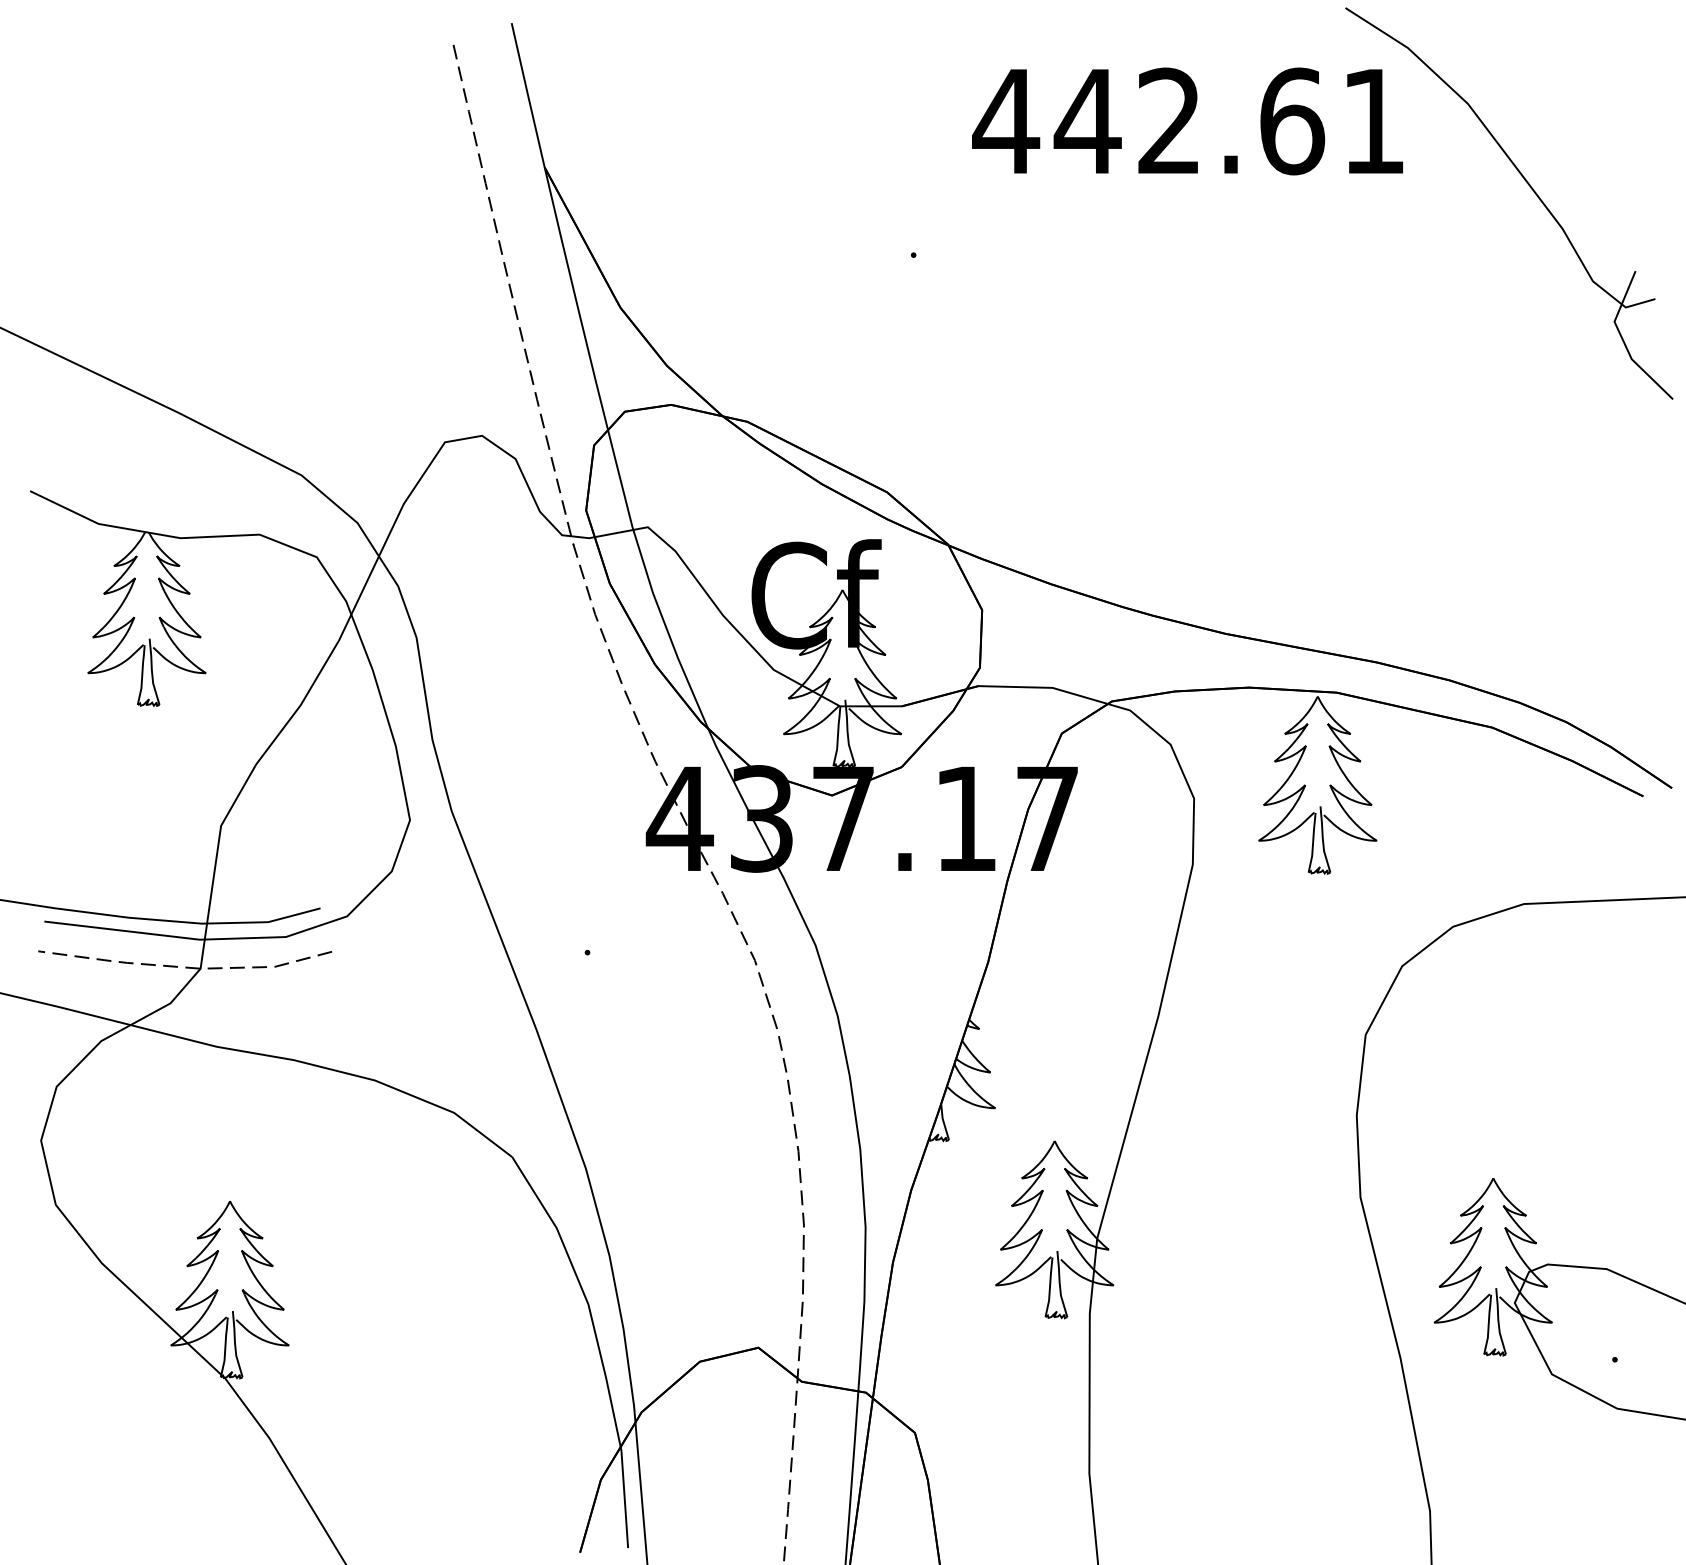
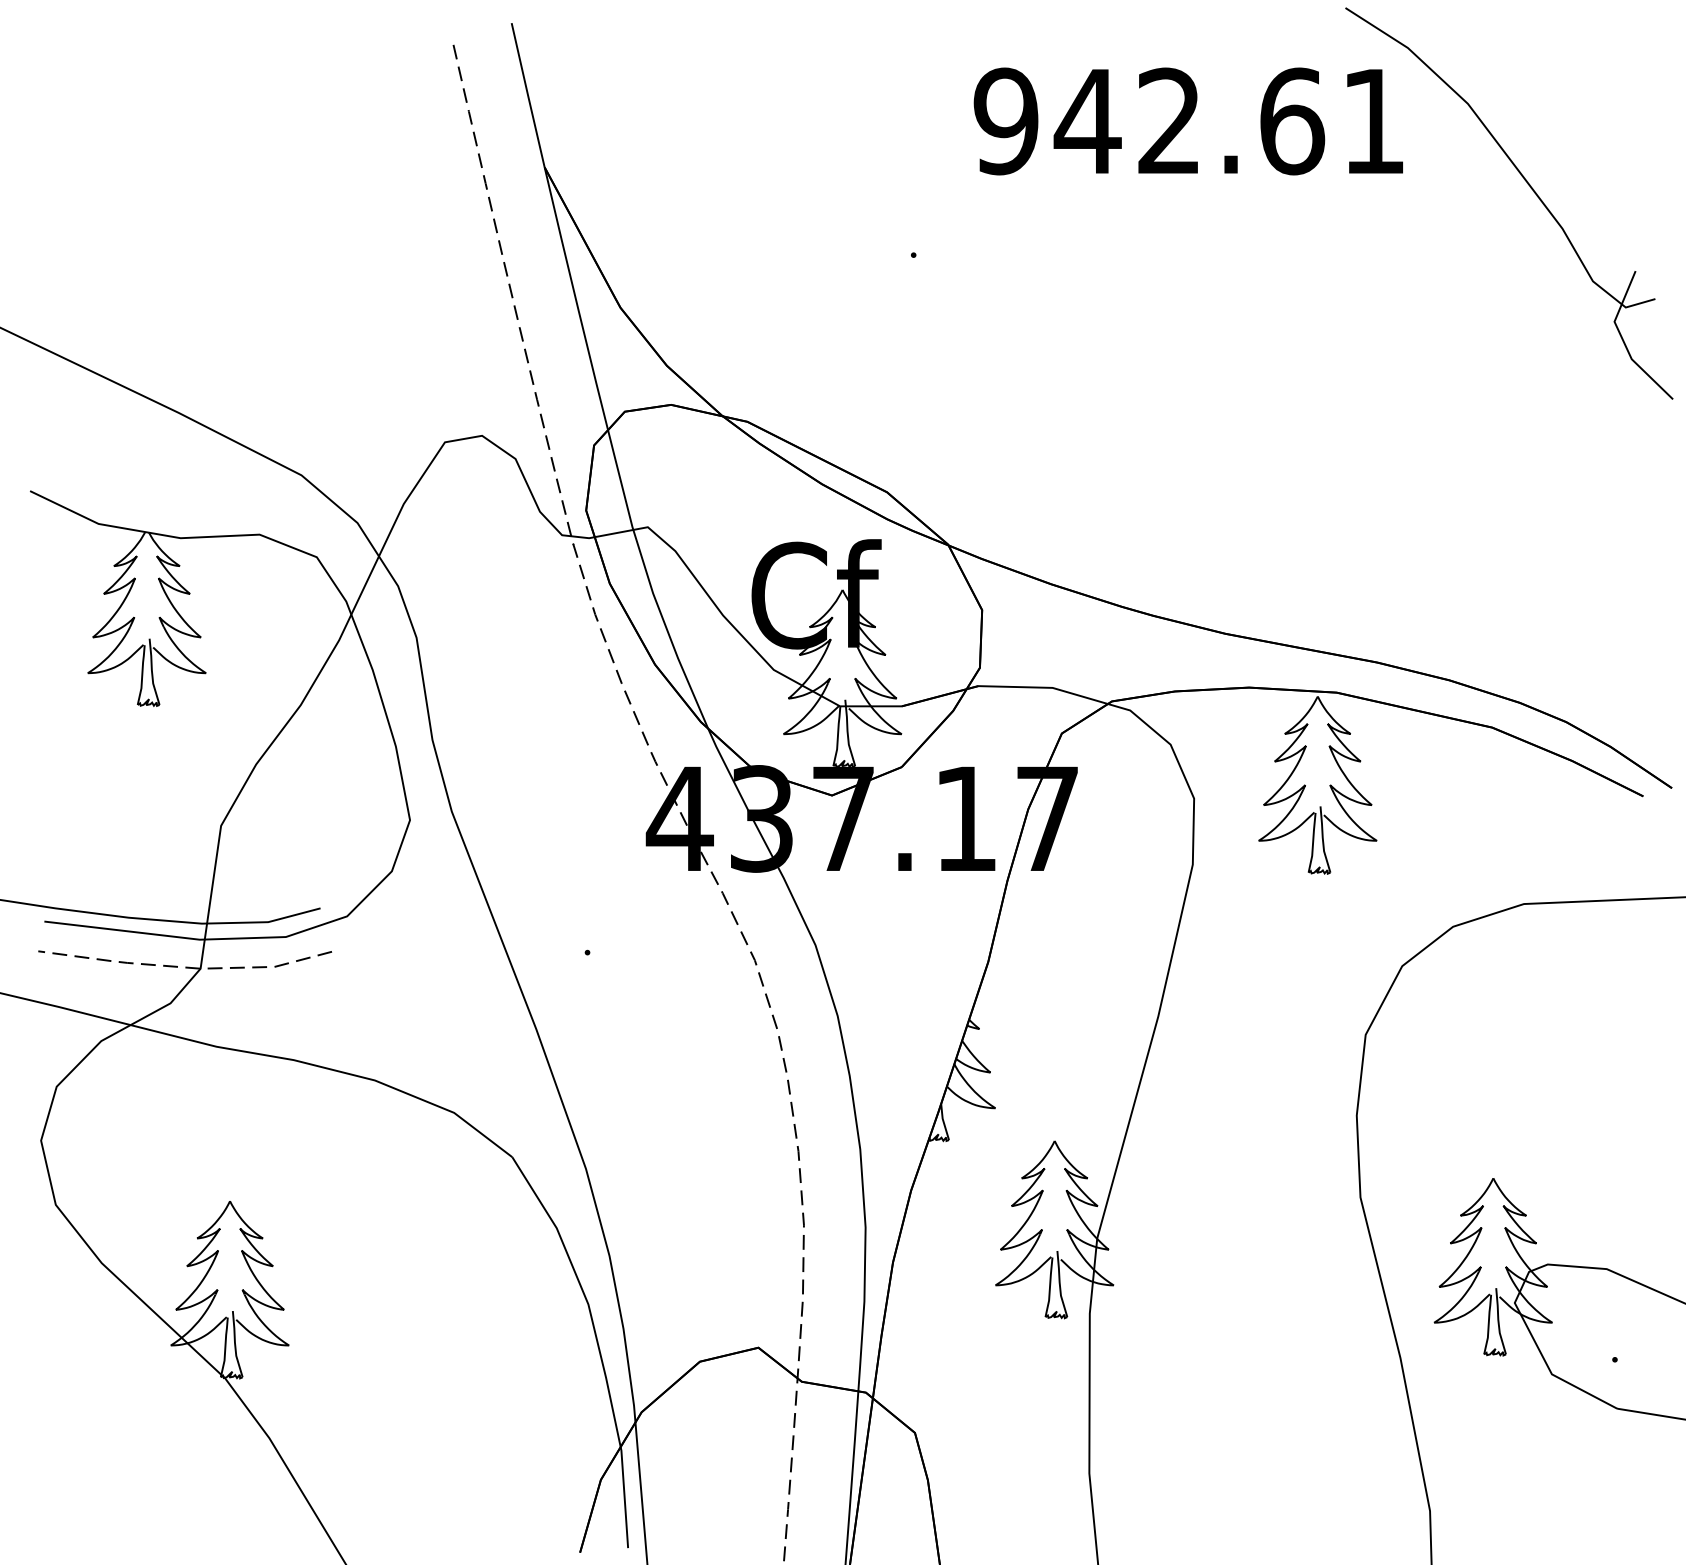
text: 442.61 -> 942.61 (1006, 121)
